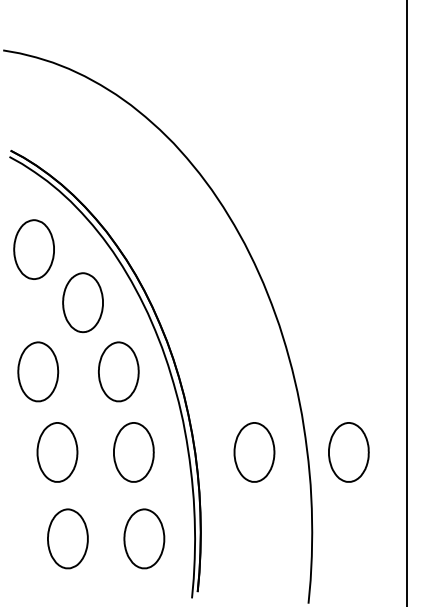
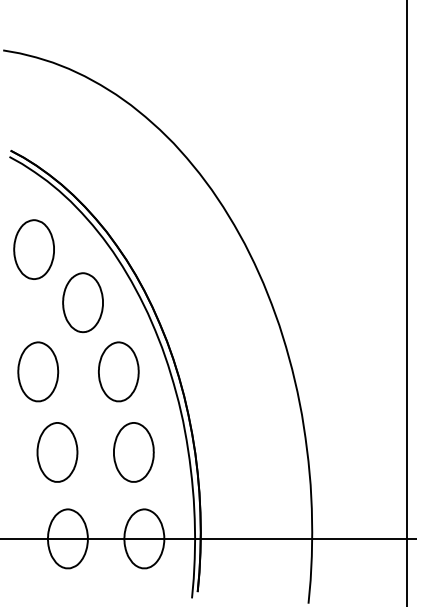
part: present -> none (254, 452)
part: present -> none (348, 452)
line: none -> present (209, 538)
